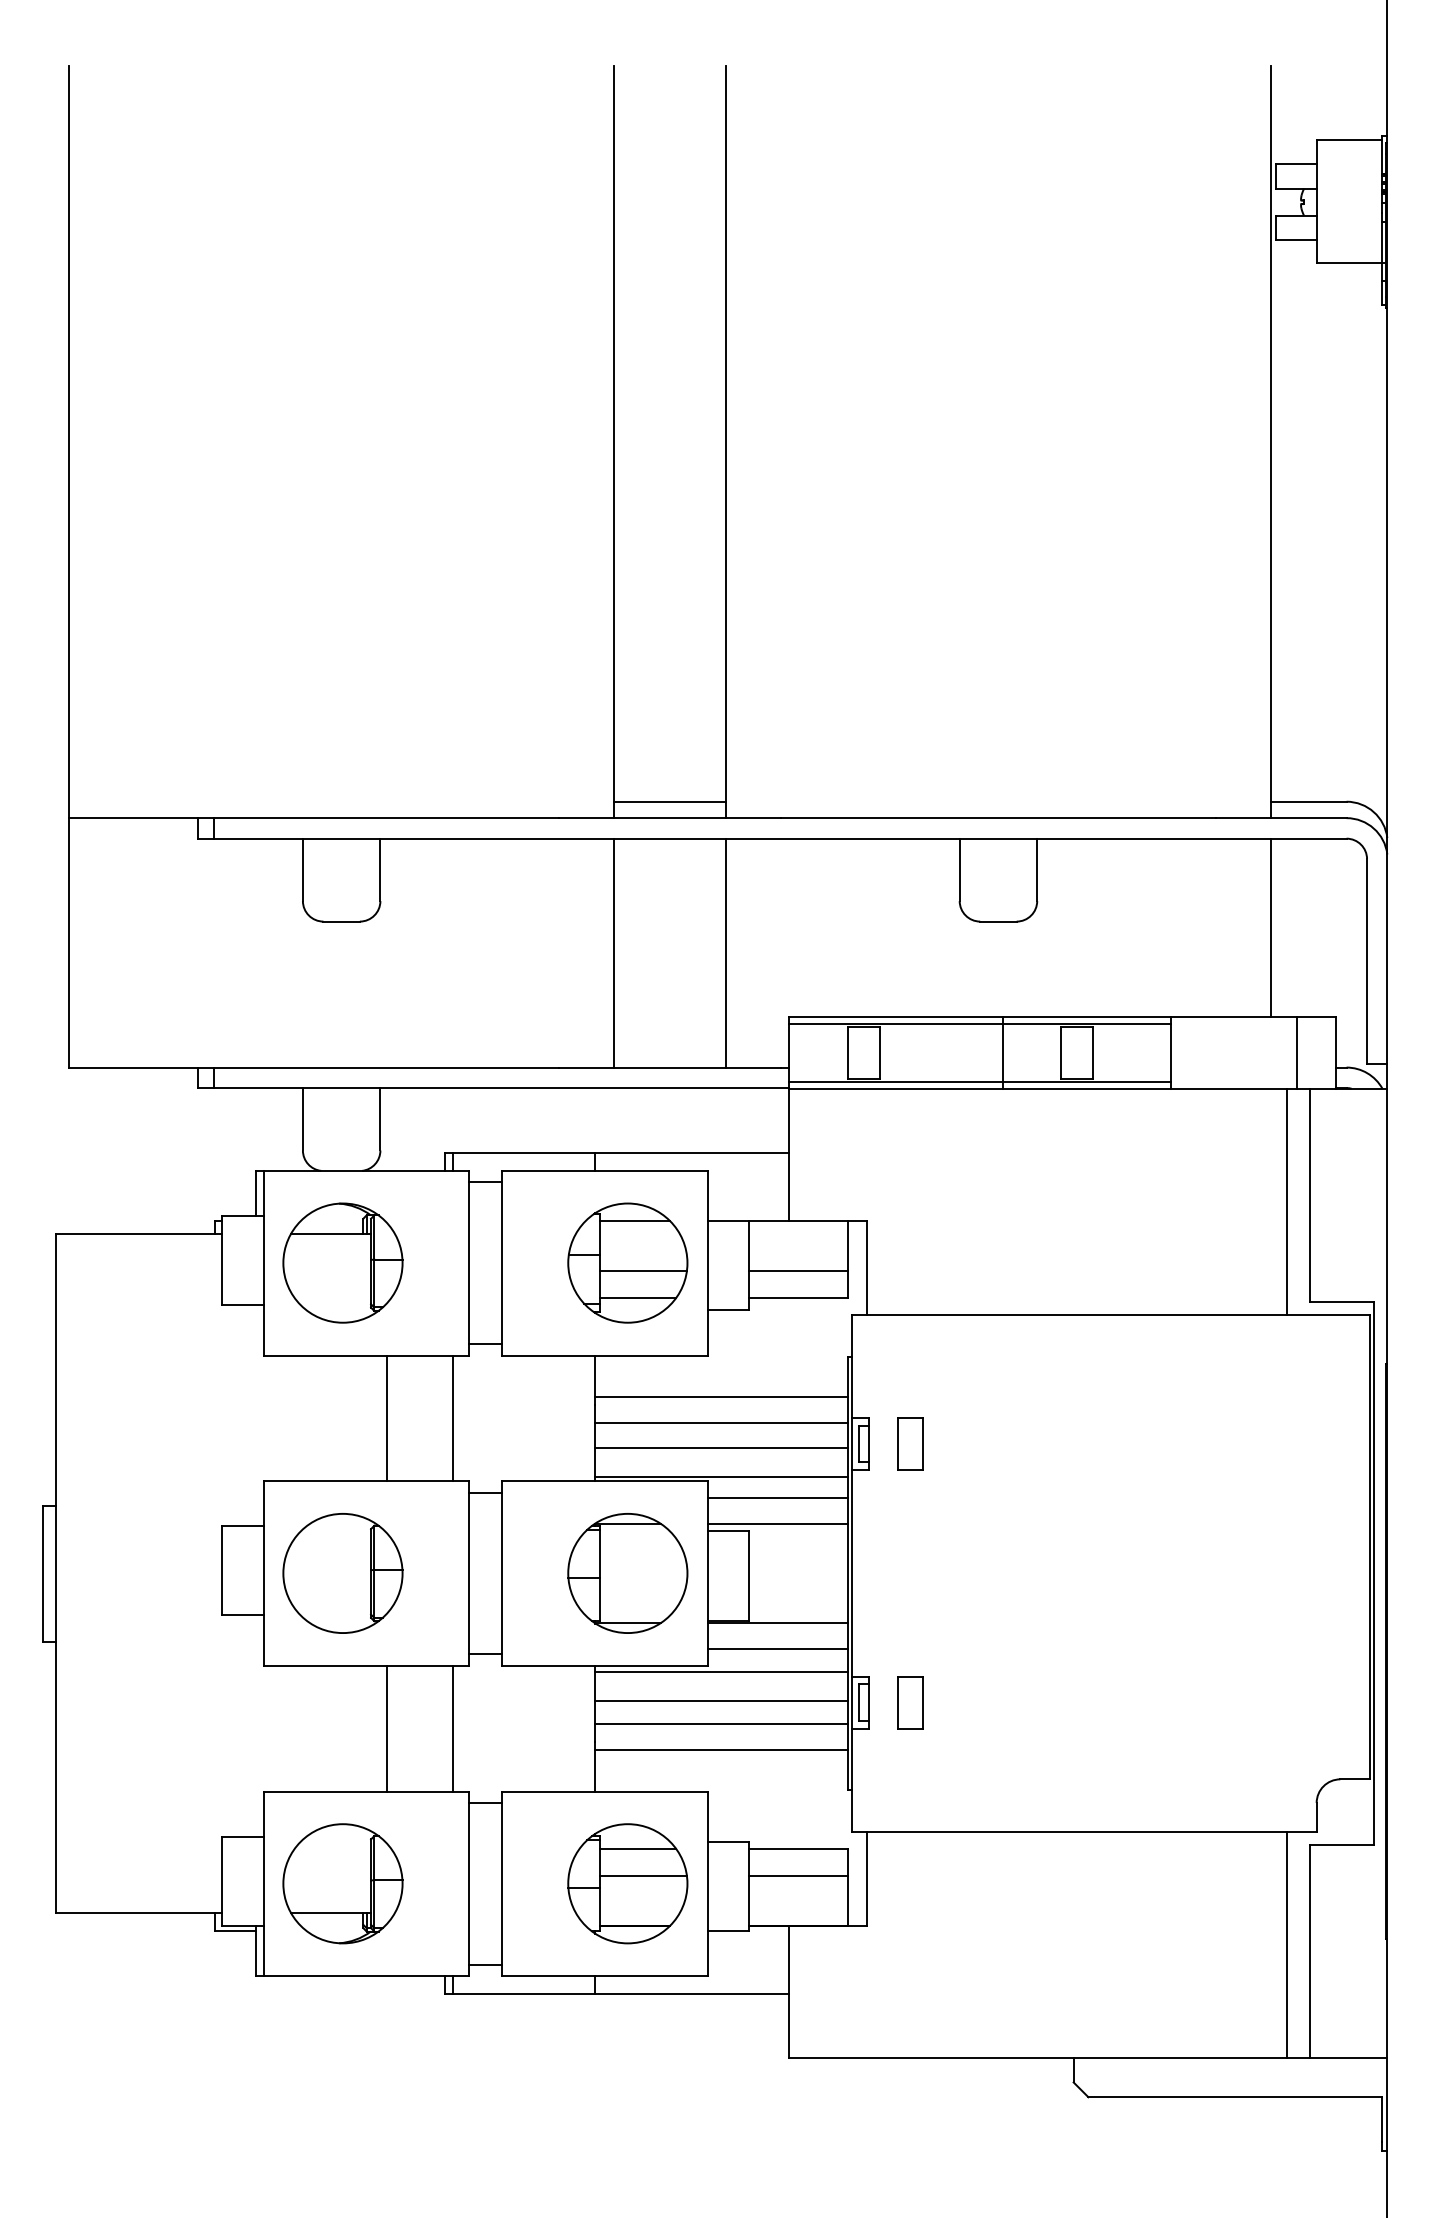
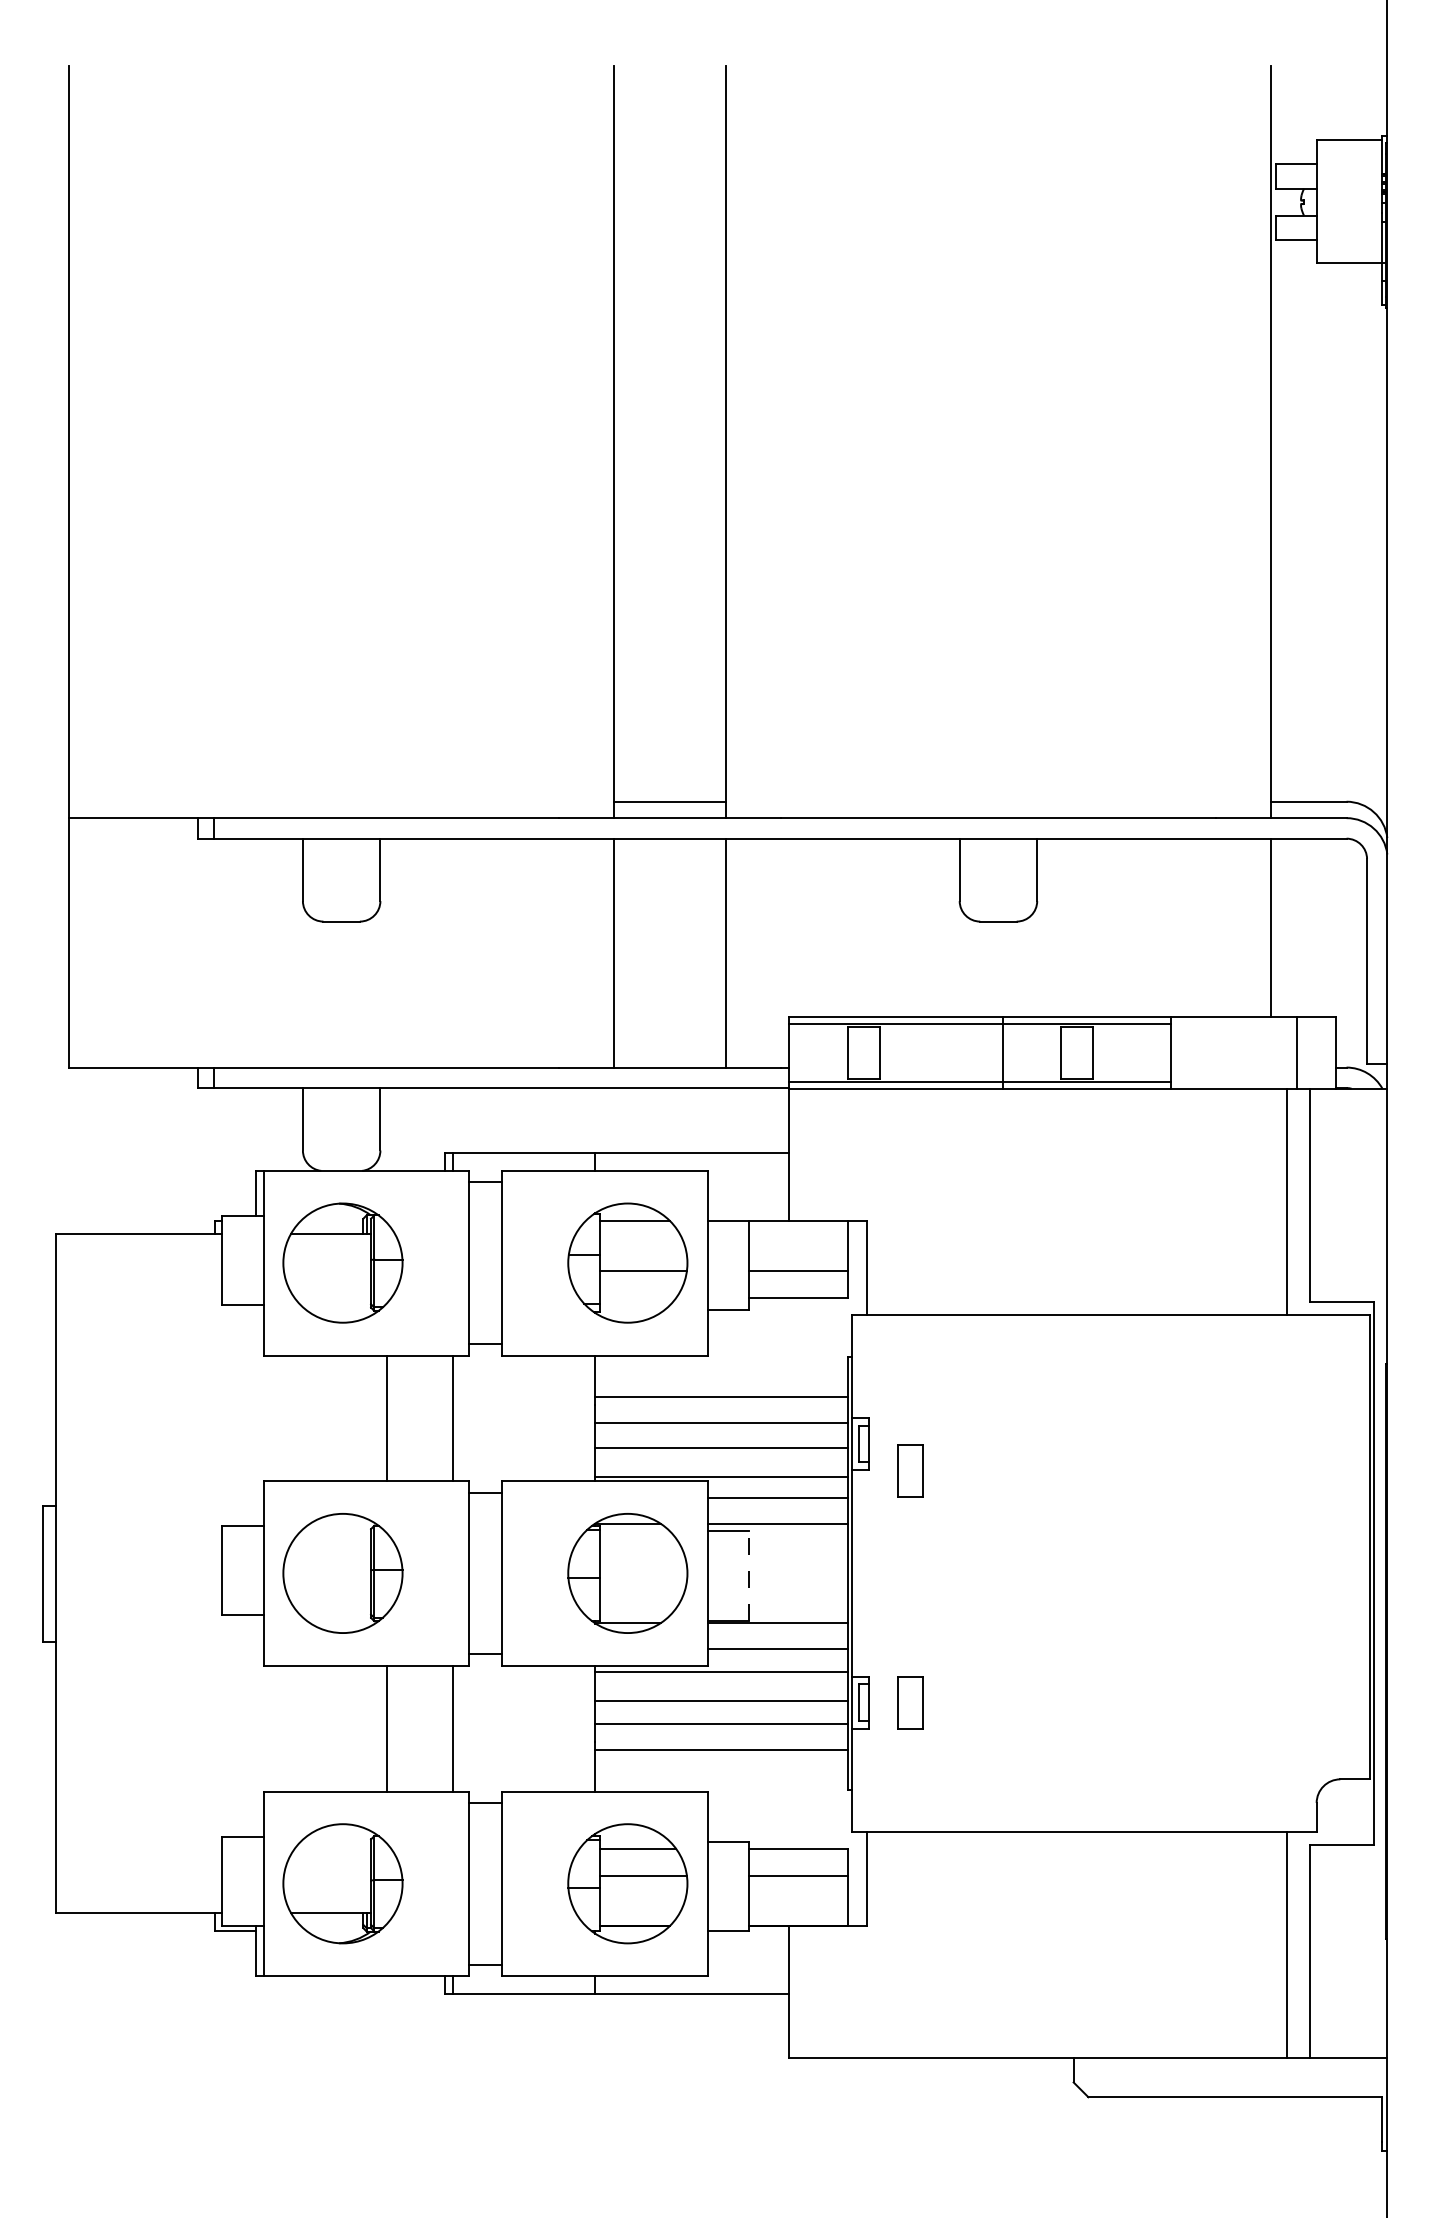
line: present -> none (637, 1297)
part position: (910, 1443) -> (910, 1470) (910, 1470)
line: solid -> dashed (748, 1576)
